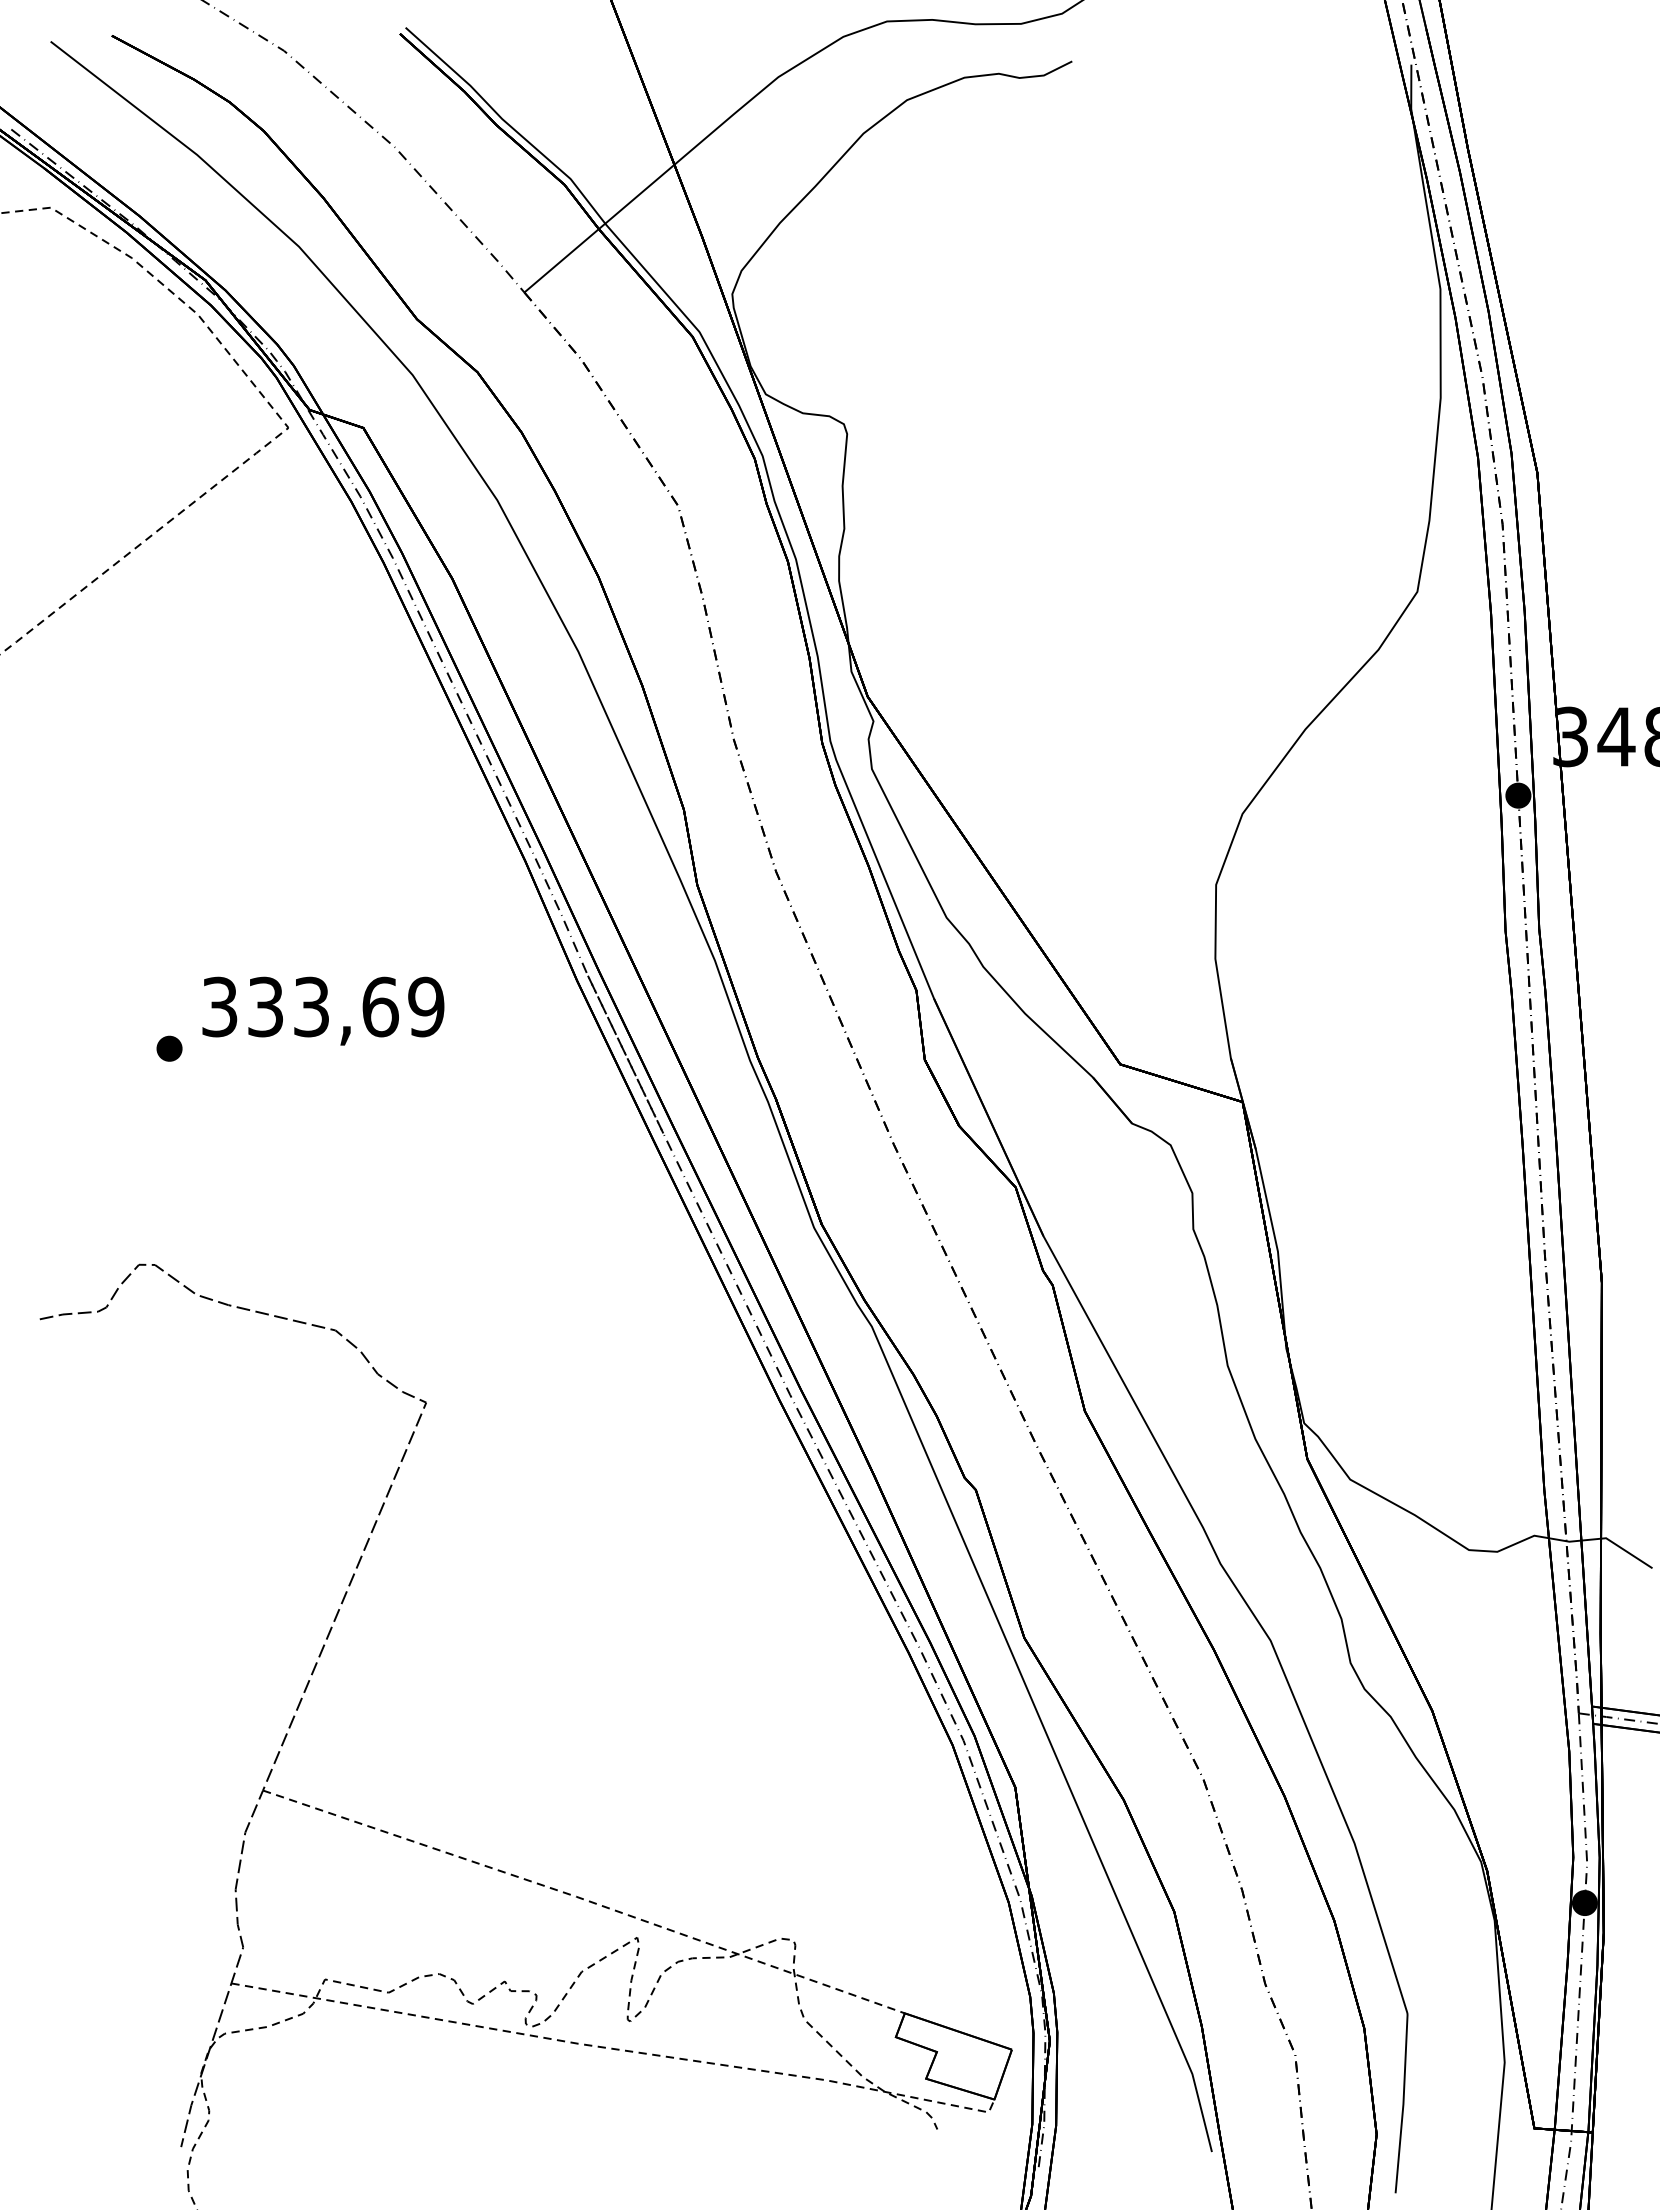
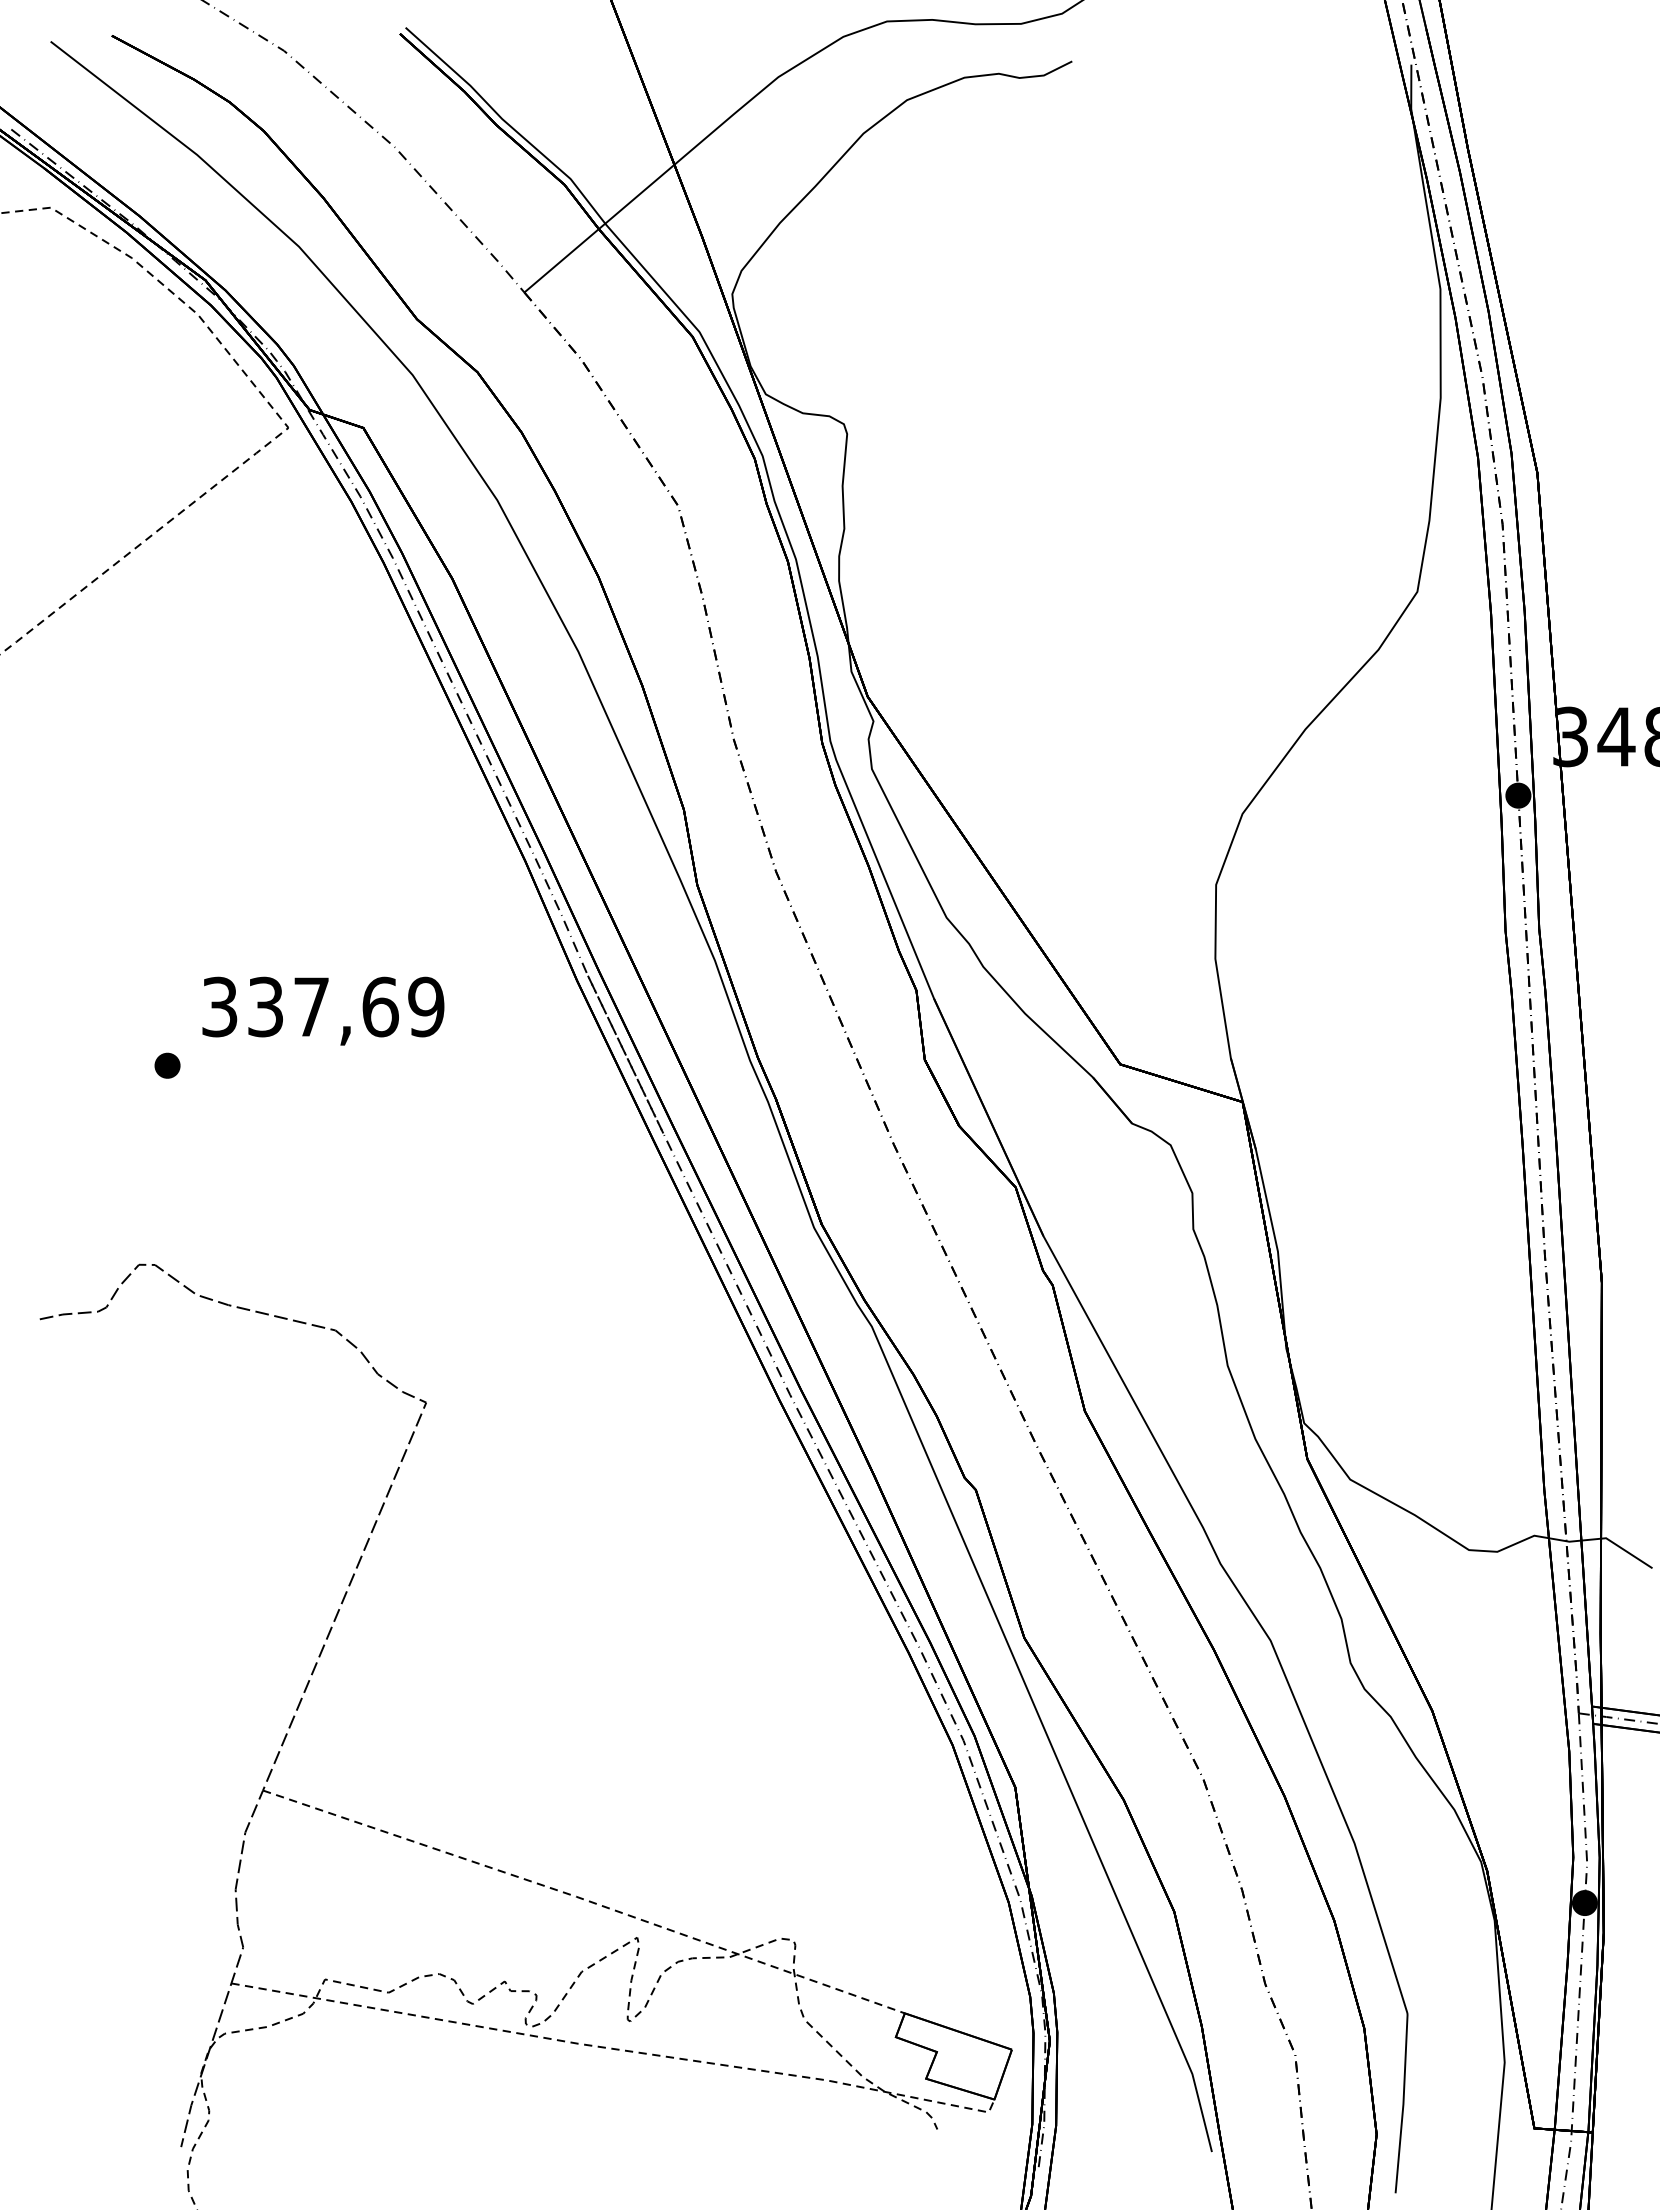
text: 333,69 -> 337,69 (311, 1006)
part position: (169, 1048) -> (167, 1065) (167, 1065)
